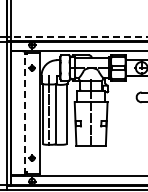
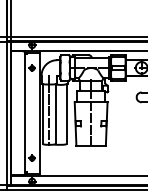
line: dashed -> solid (76, 36)
line: dashed -> solid (24, 112)
